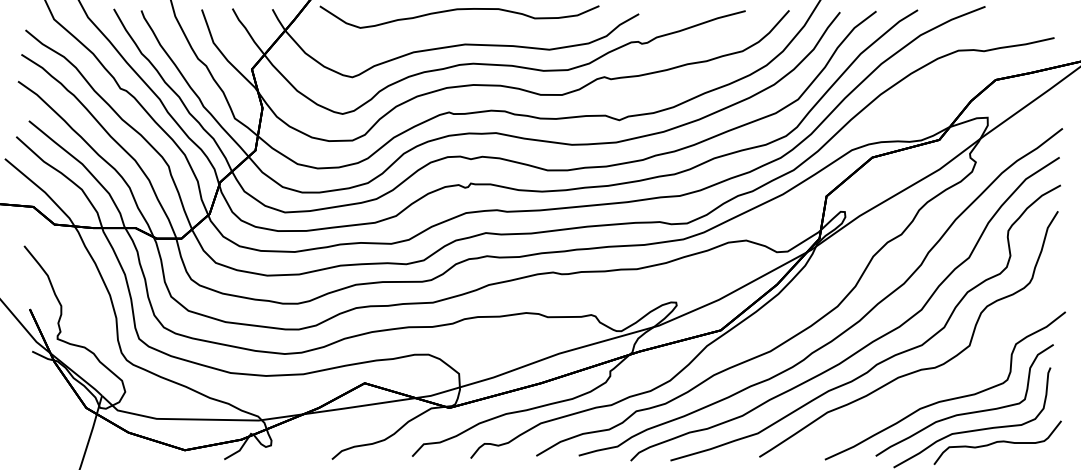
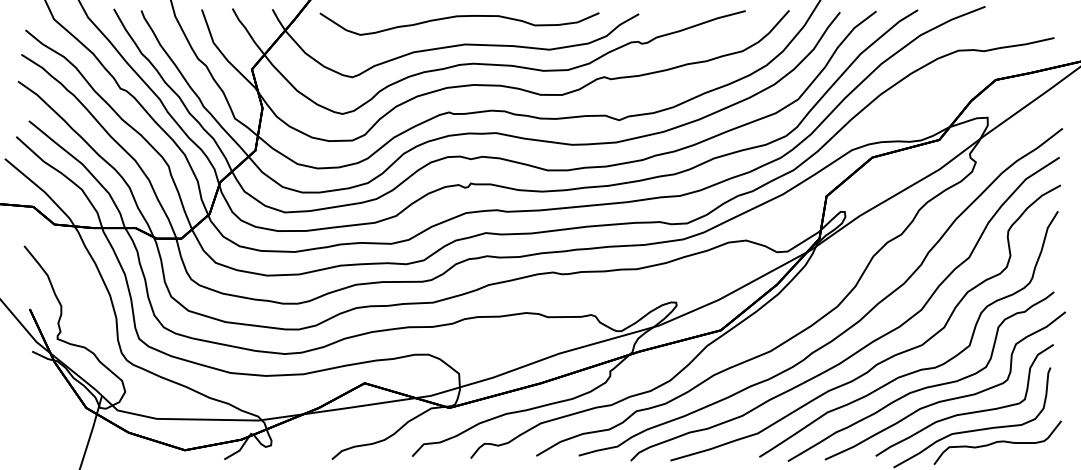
curve position: (459, 10) -> (459, 17) (459, 17)
curve: none -> present (923, 387)
